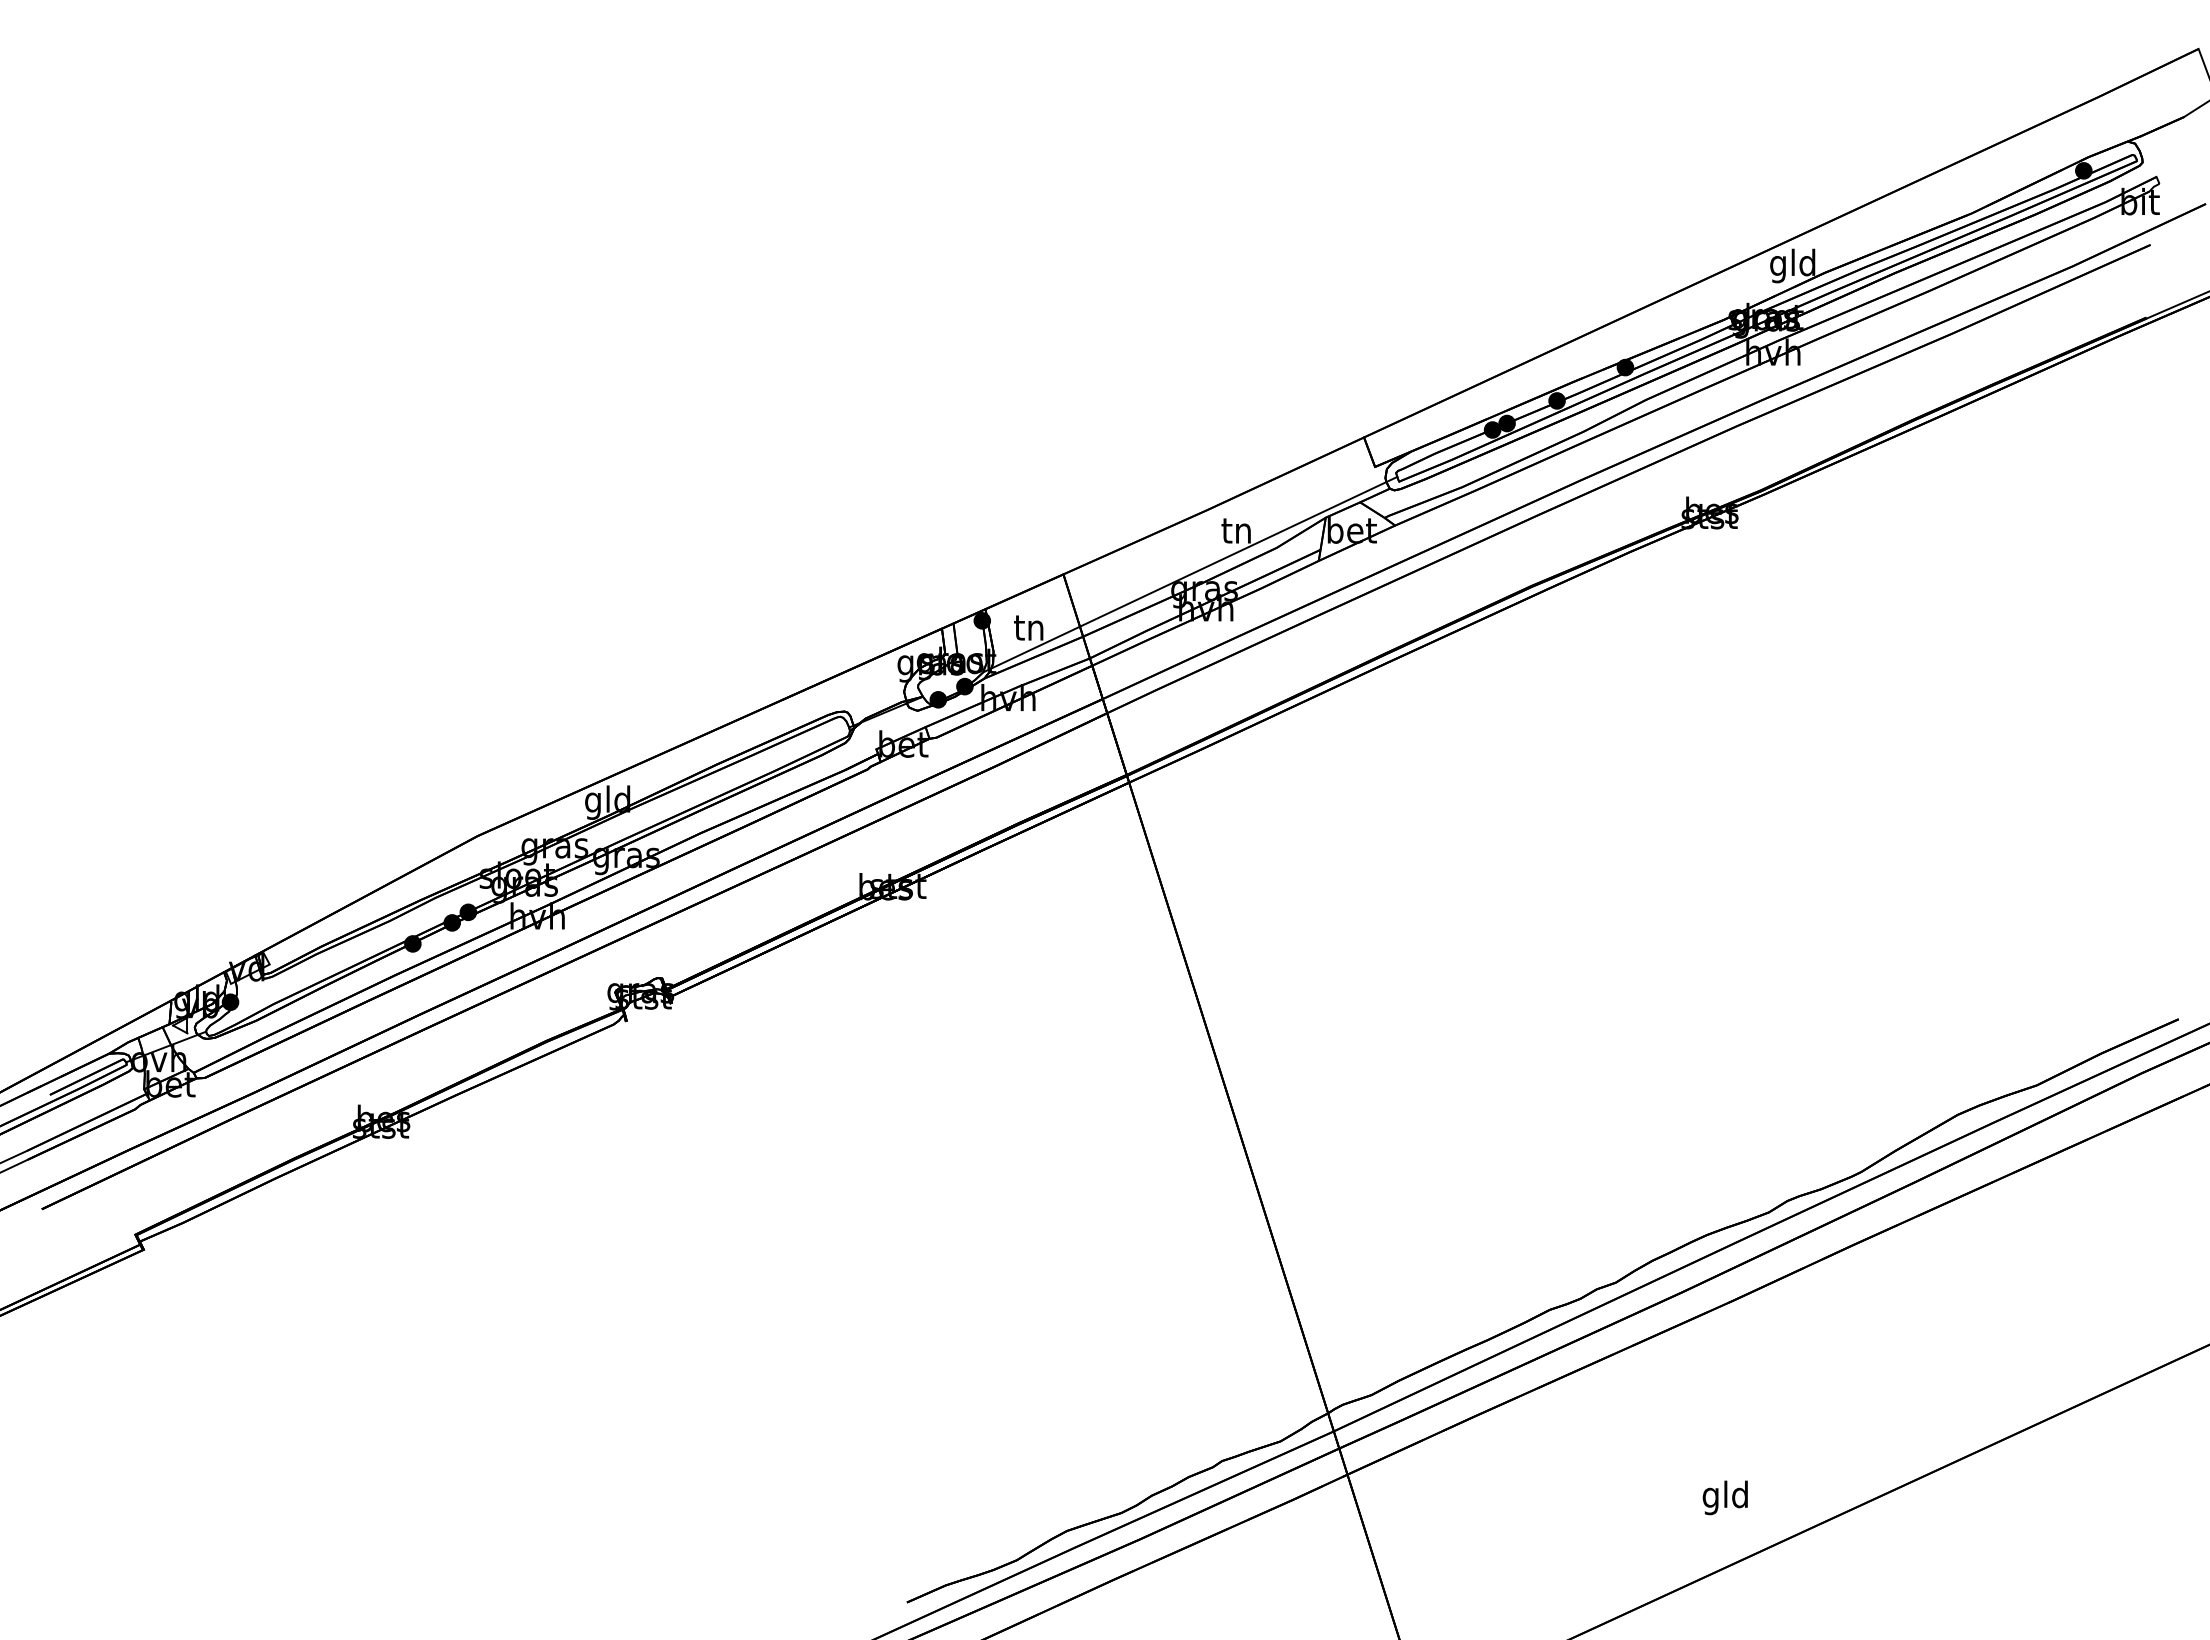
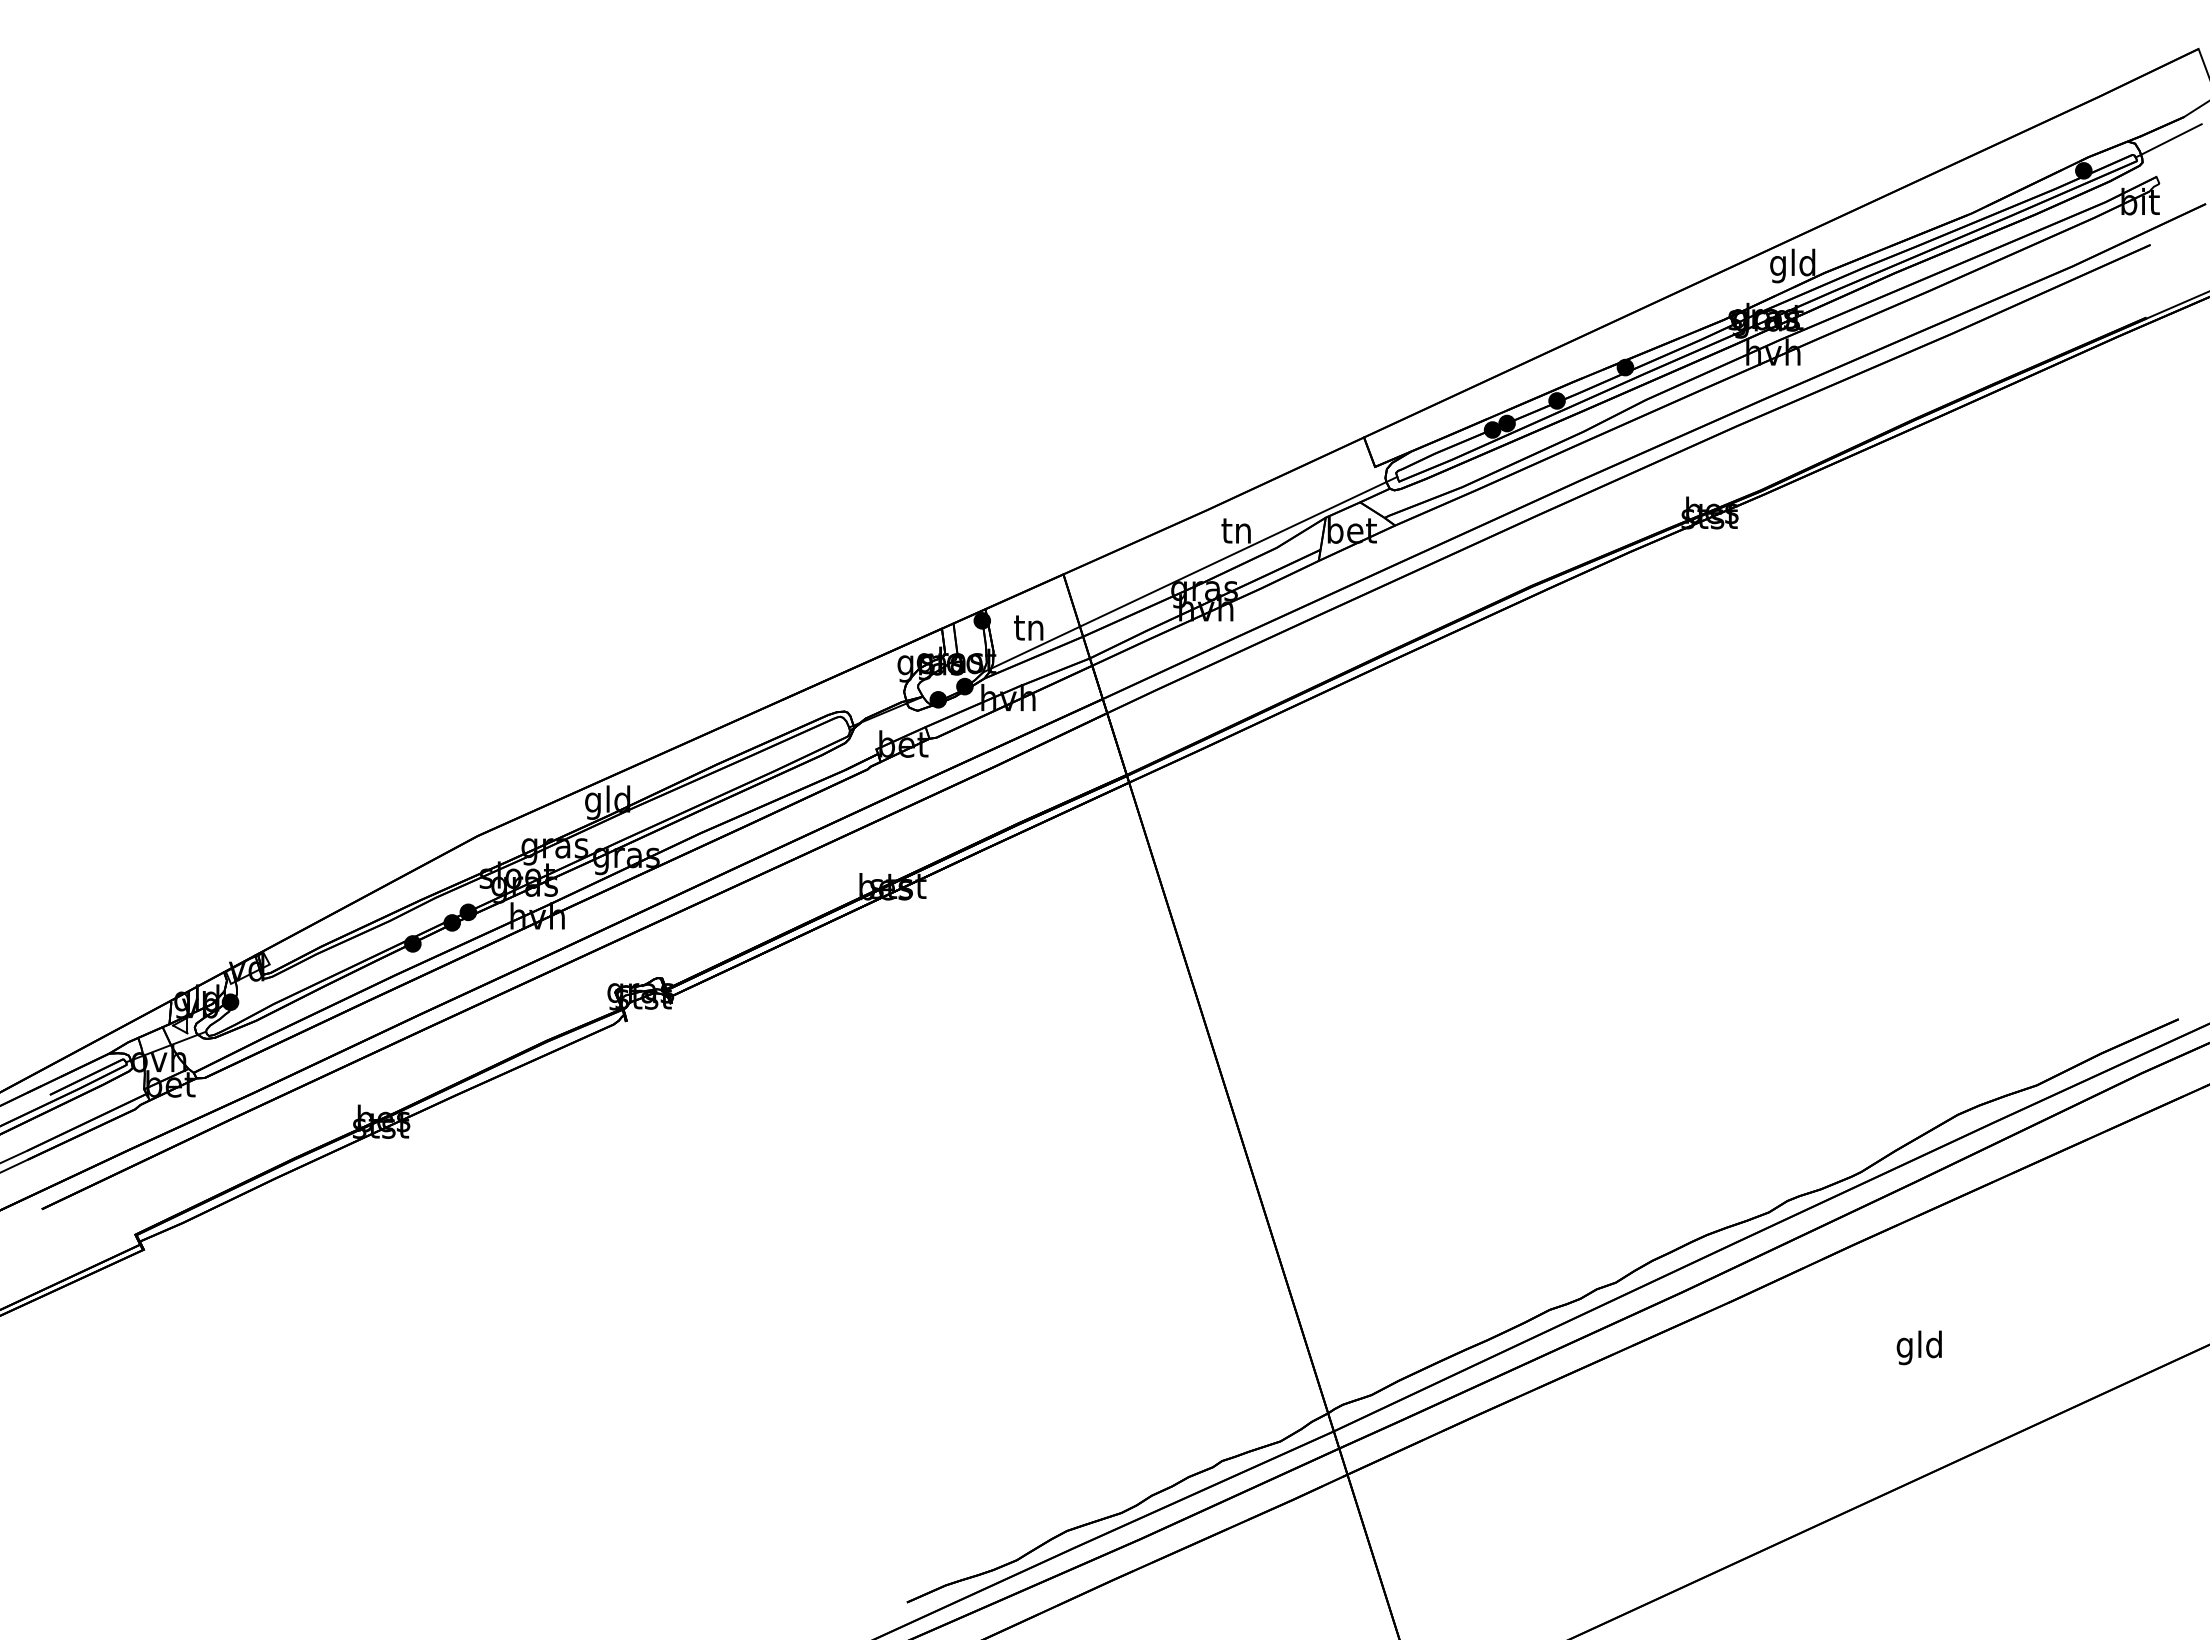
line: none -> present (2168, 140)
text position: (1724, 1497) -> (1918, 1347) (1918, 1347)
